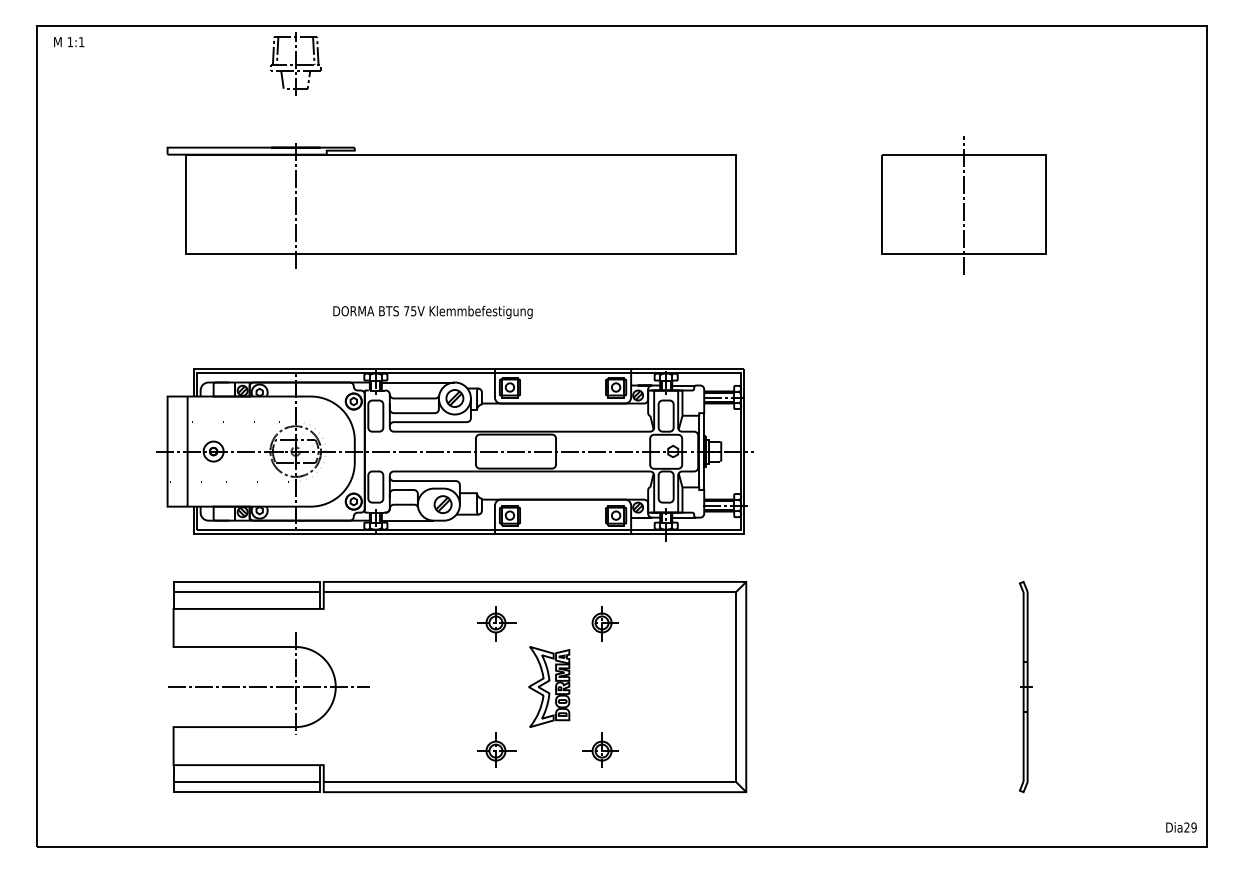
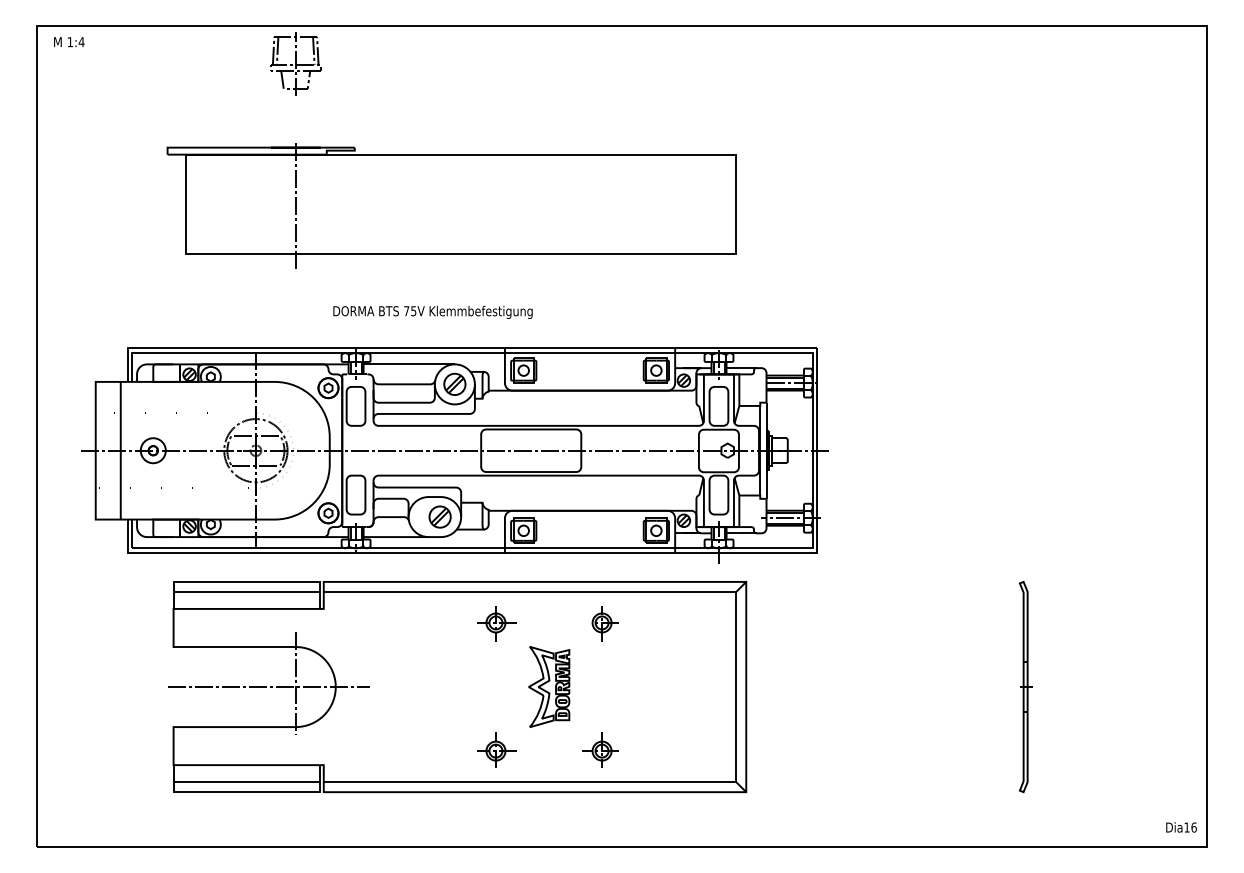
text: 1:1 -> 1:4 (81, 42)
part: present -> none (963, 205)
part size: 598x174 px -> 748x217 px (454, 455)
text: Dia29 -> Dia16 (1190, 827)
